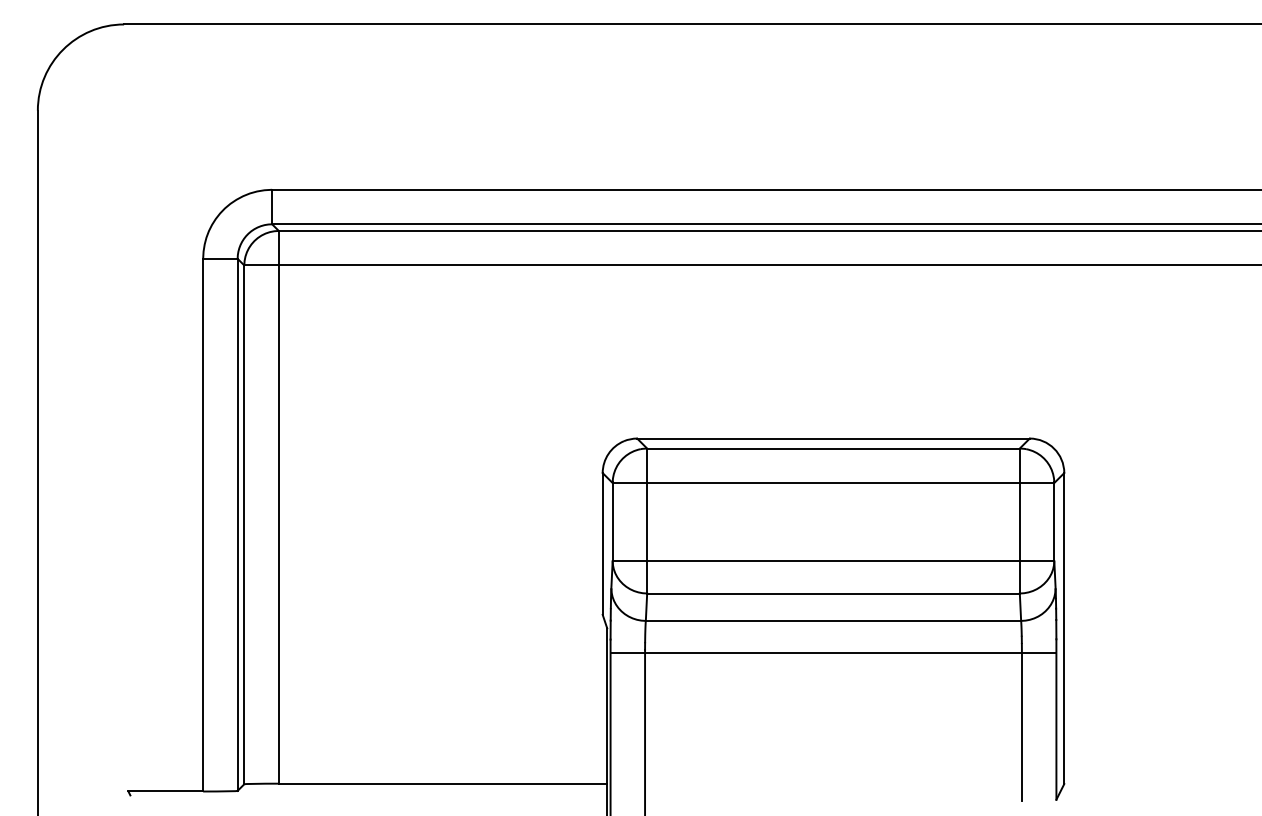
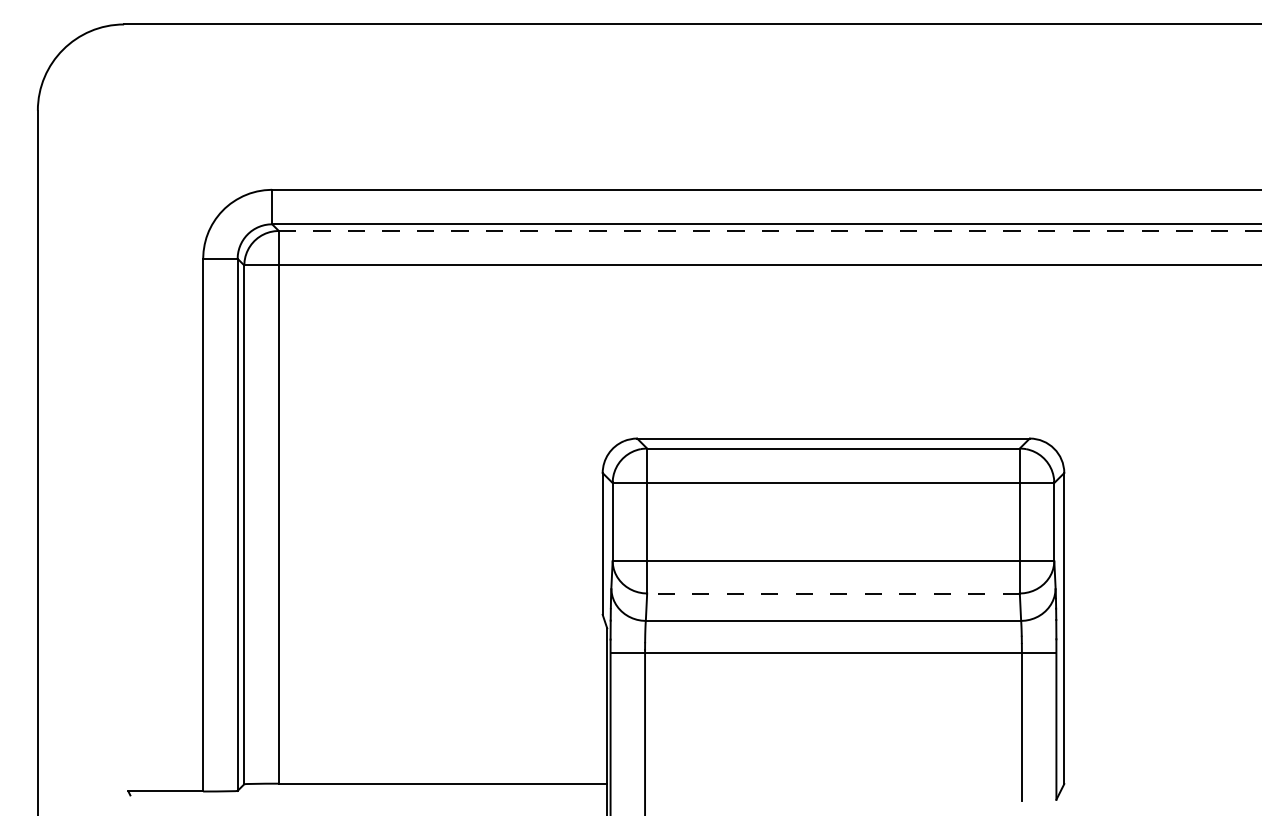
line: solid -> dashed (770, 230)
line: solid -> dashed (833, 593)
